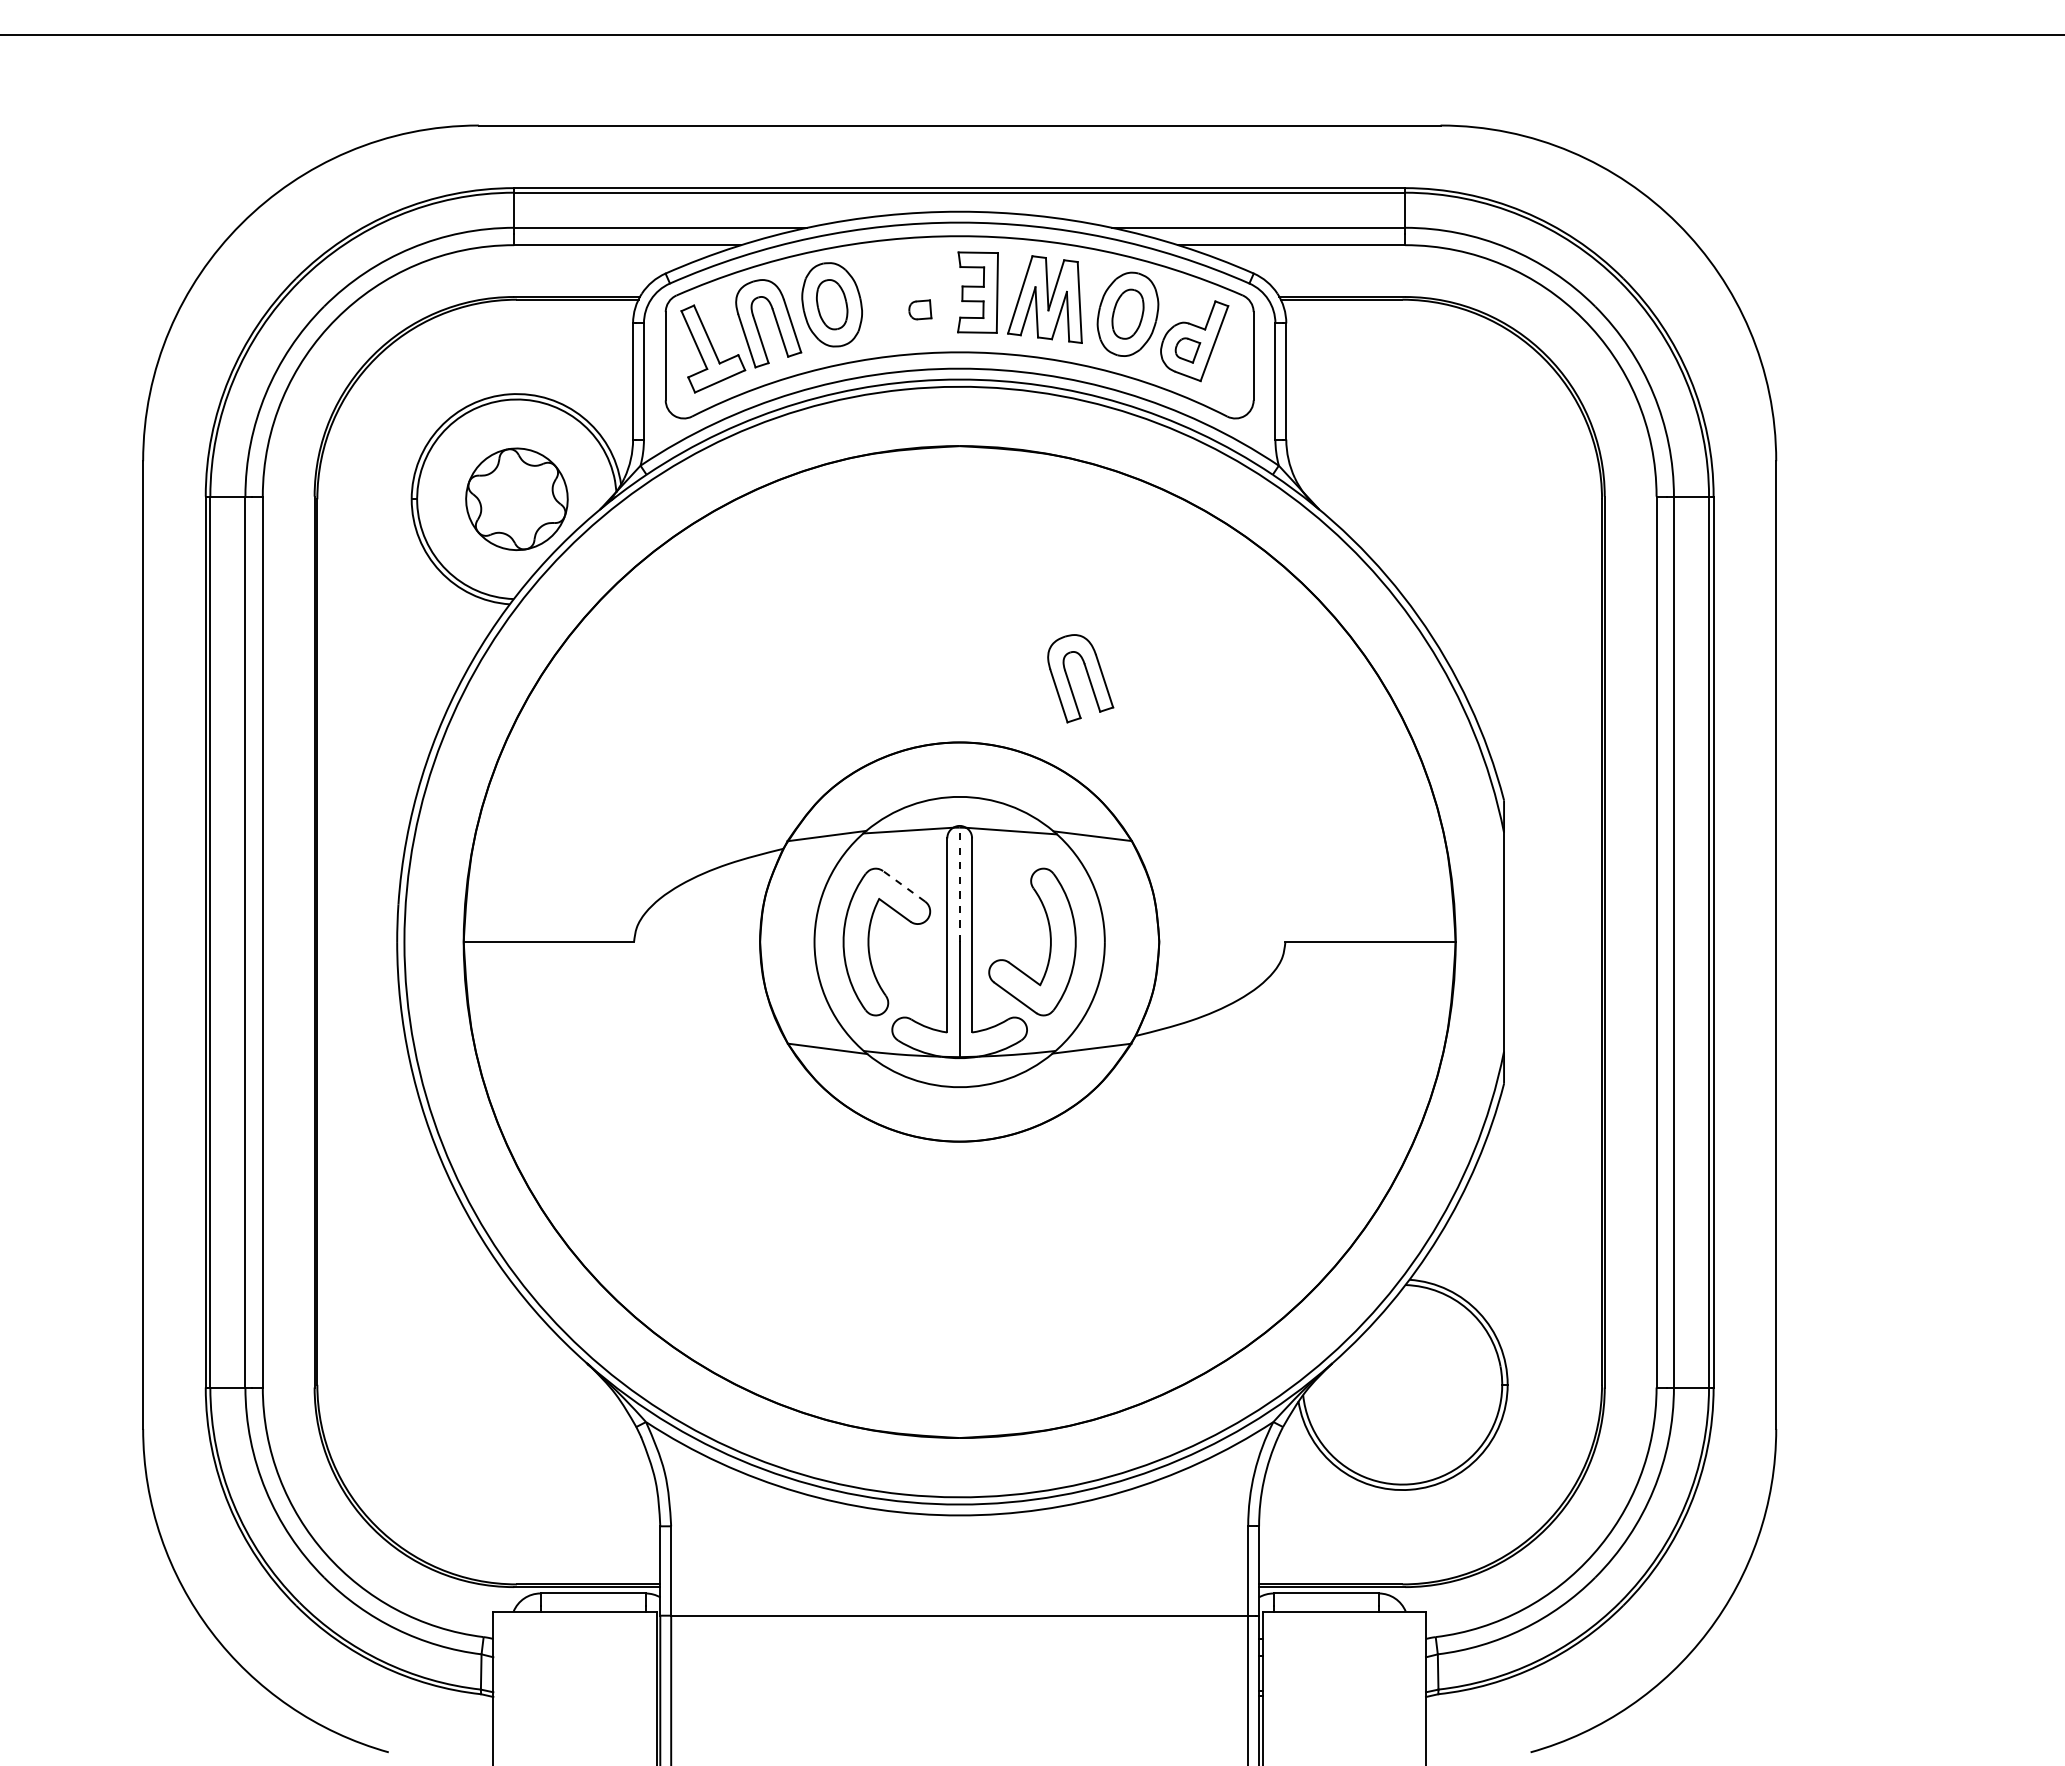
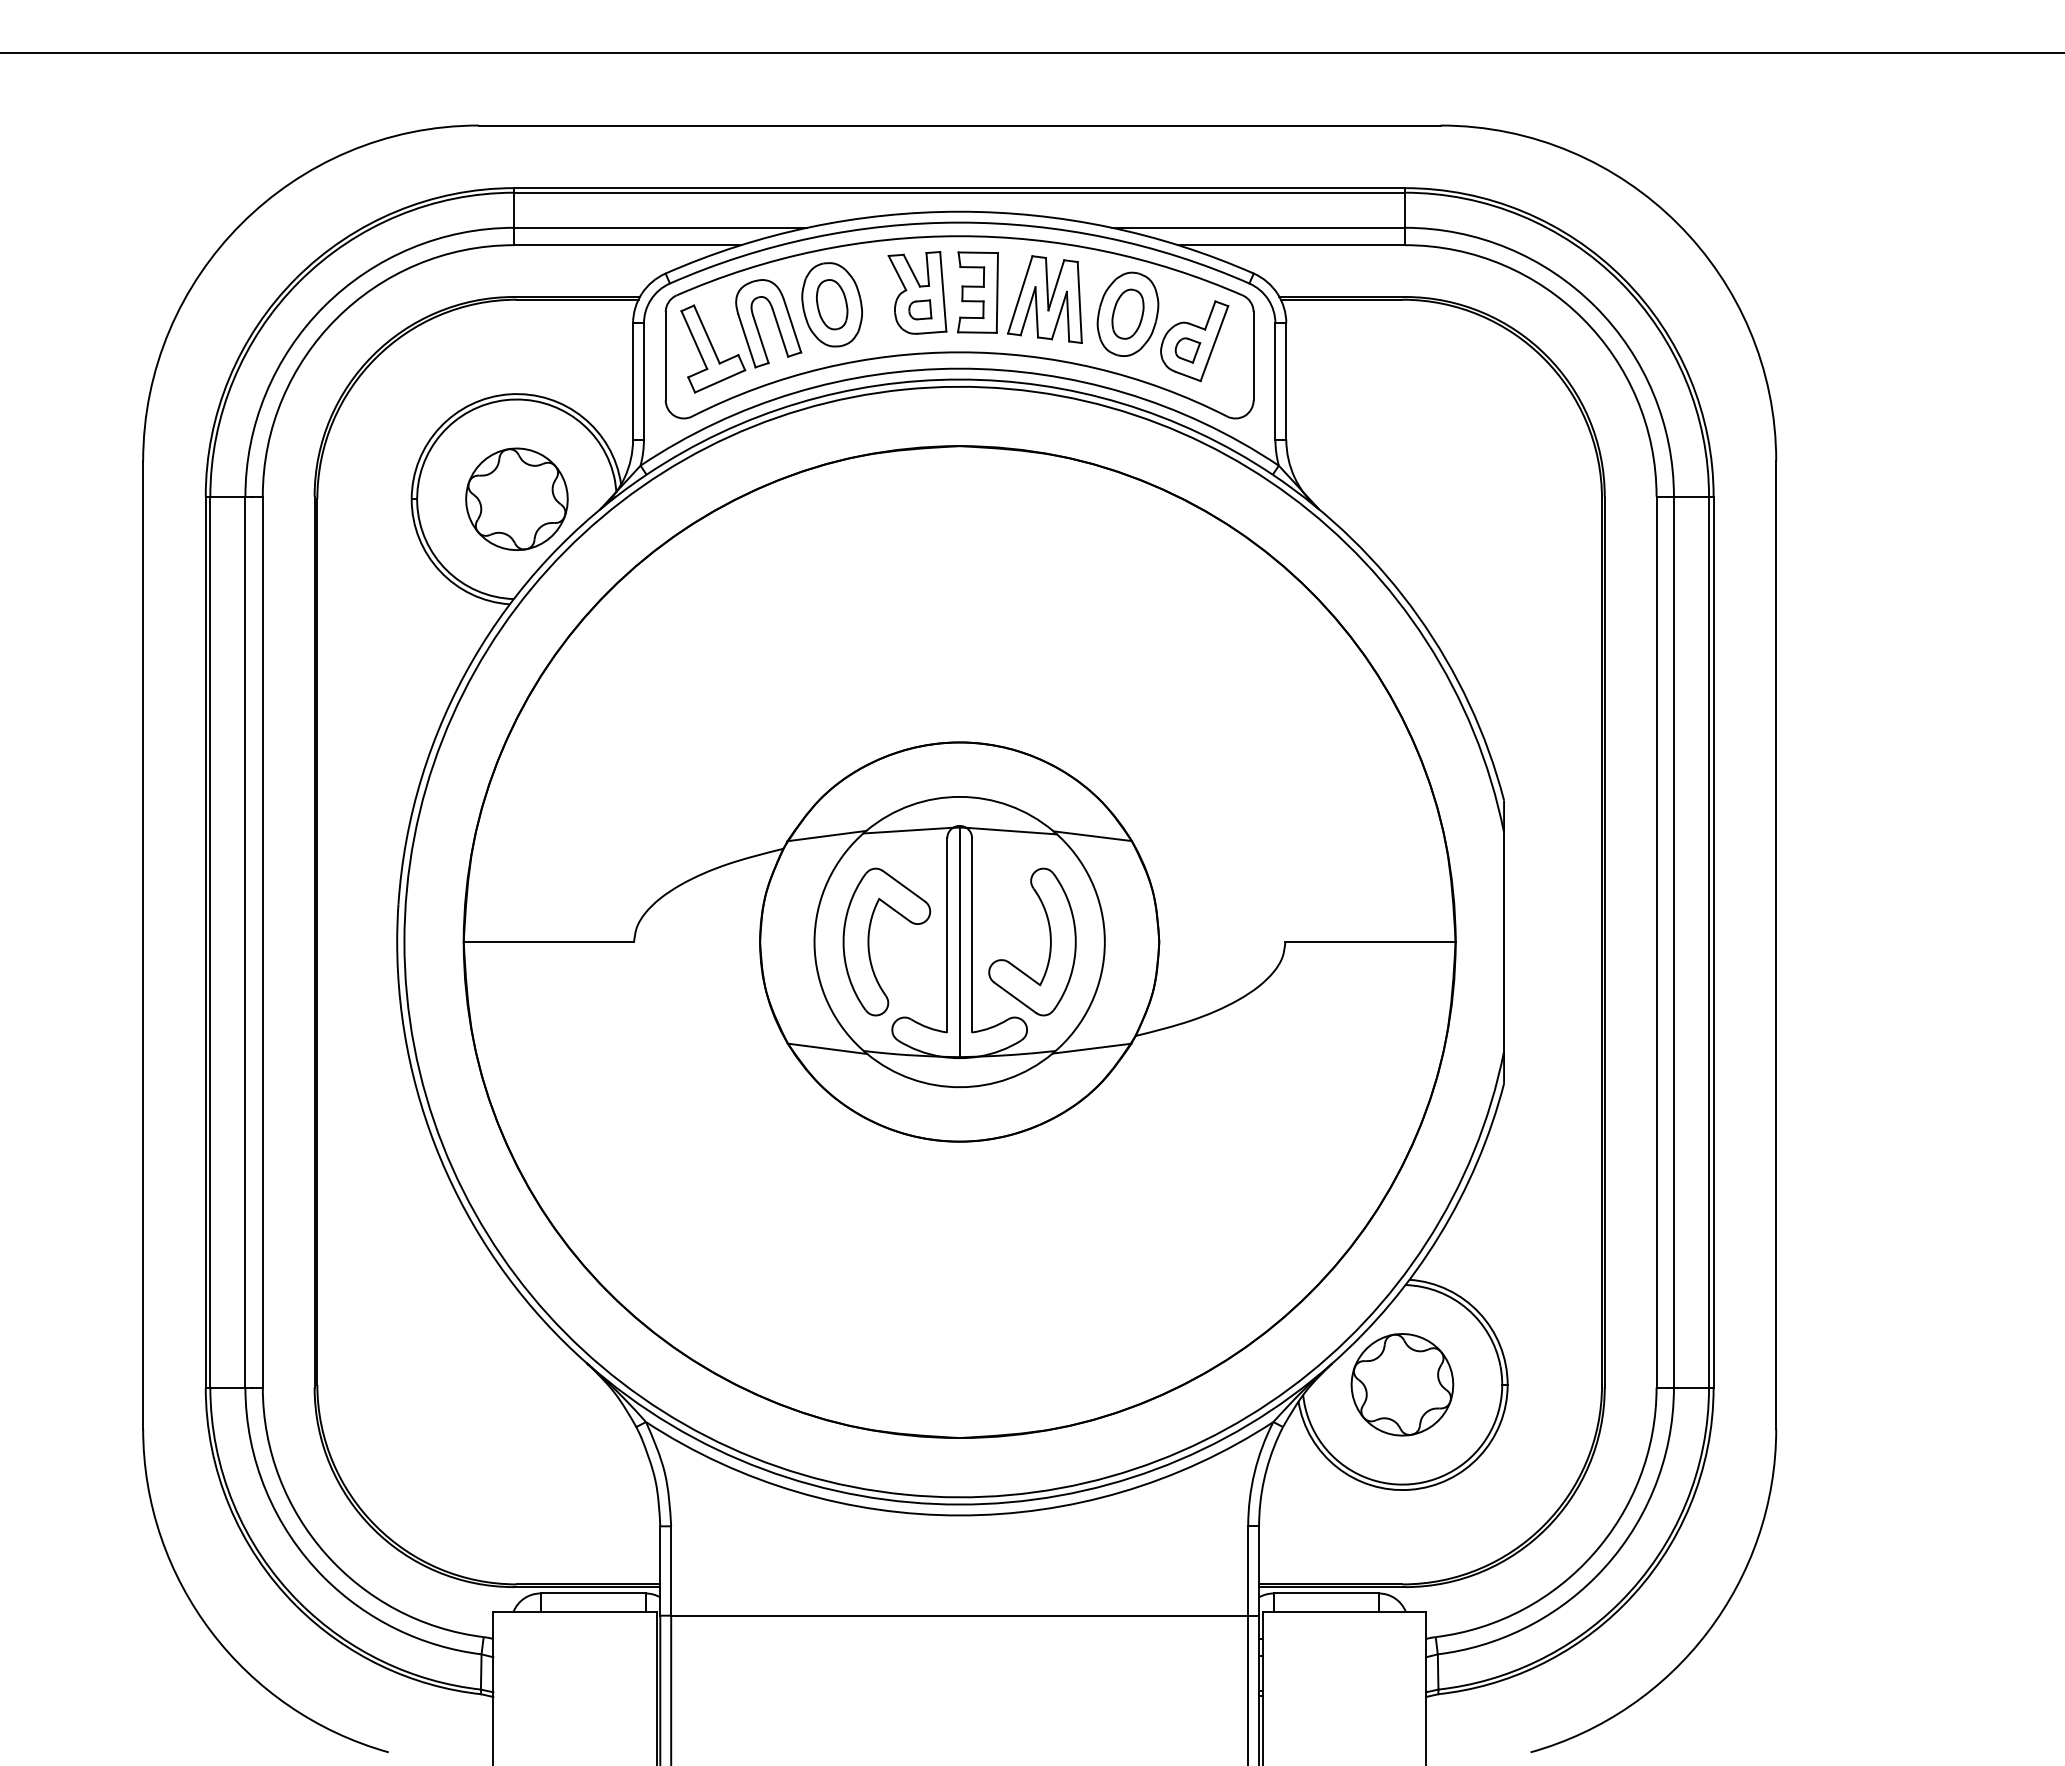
line position: (1031, 34) -> (1031, 52) (1031, 52)
part: none -> present (917, 292)
part: present -> none (1087, 676)
line: dashed -> solid (959, 884)
line: dashed -> solid (904, 886)
part: none -> present (1402, 1384)
